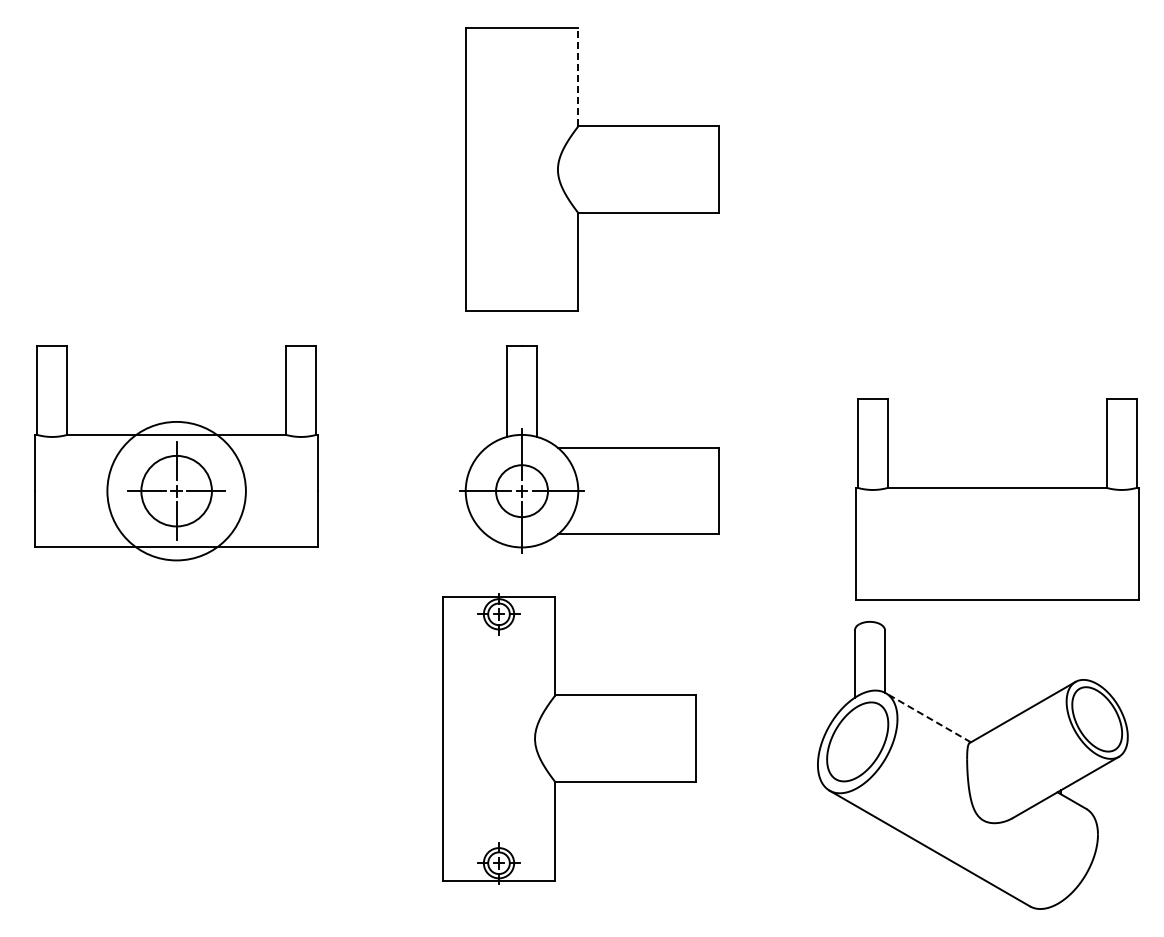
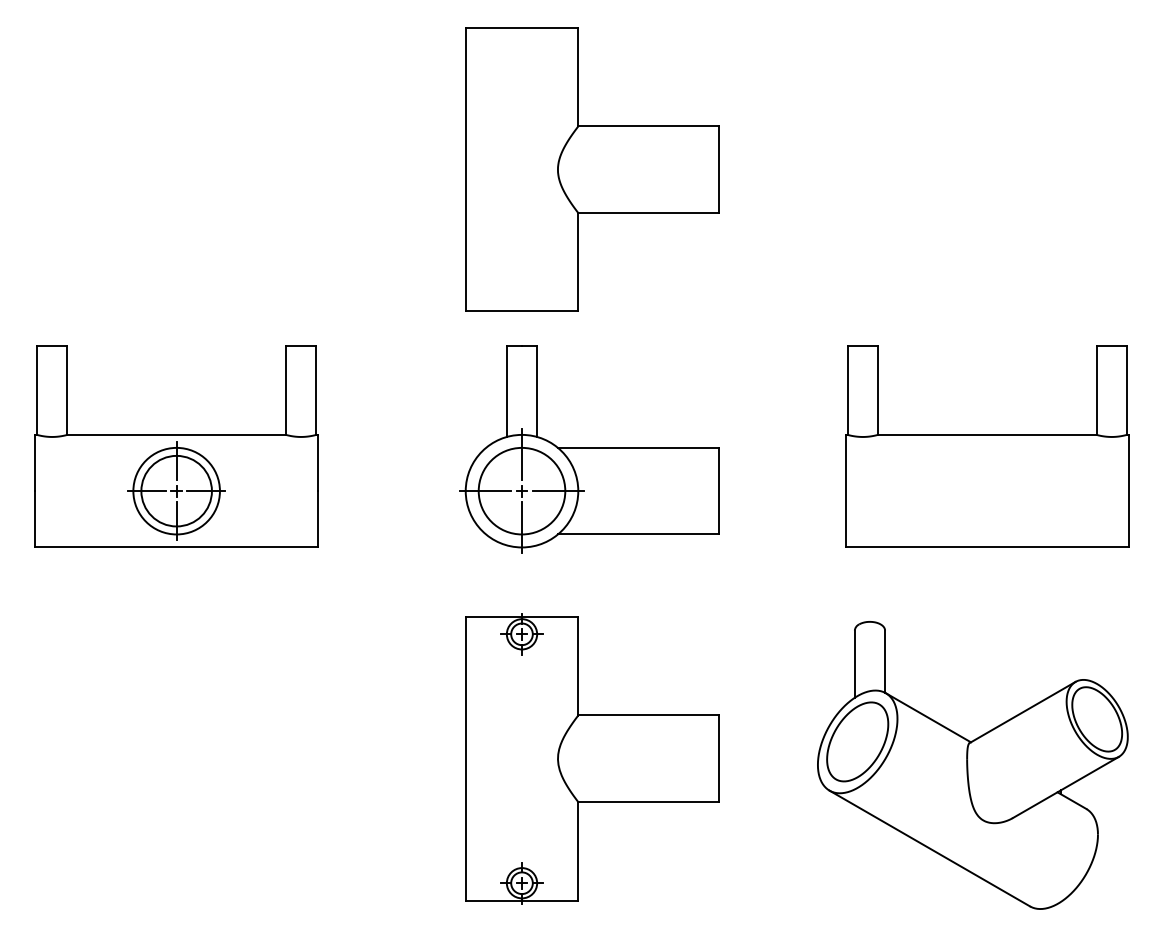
line: dashed -> solid (578, 76)
circle diameter: 139 px -> 87 px (176, 490)
circle diameter: 52 px -> 87 px (521, 490)
part position: (997, 499) -> (987, 446) (987, 446)
line: dashed -> solid (927, 717)
part position: (569, 738) -> (592, 758) (592, 758)
